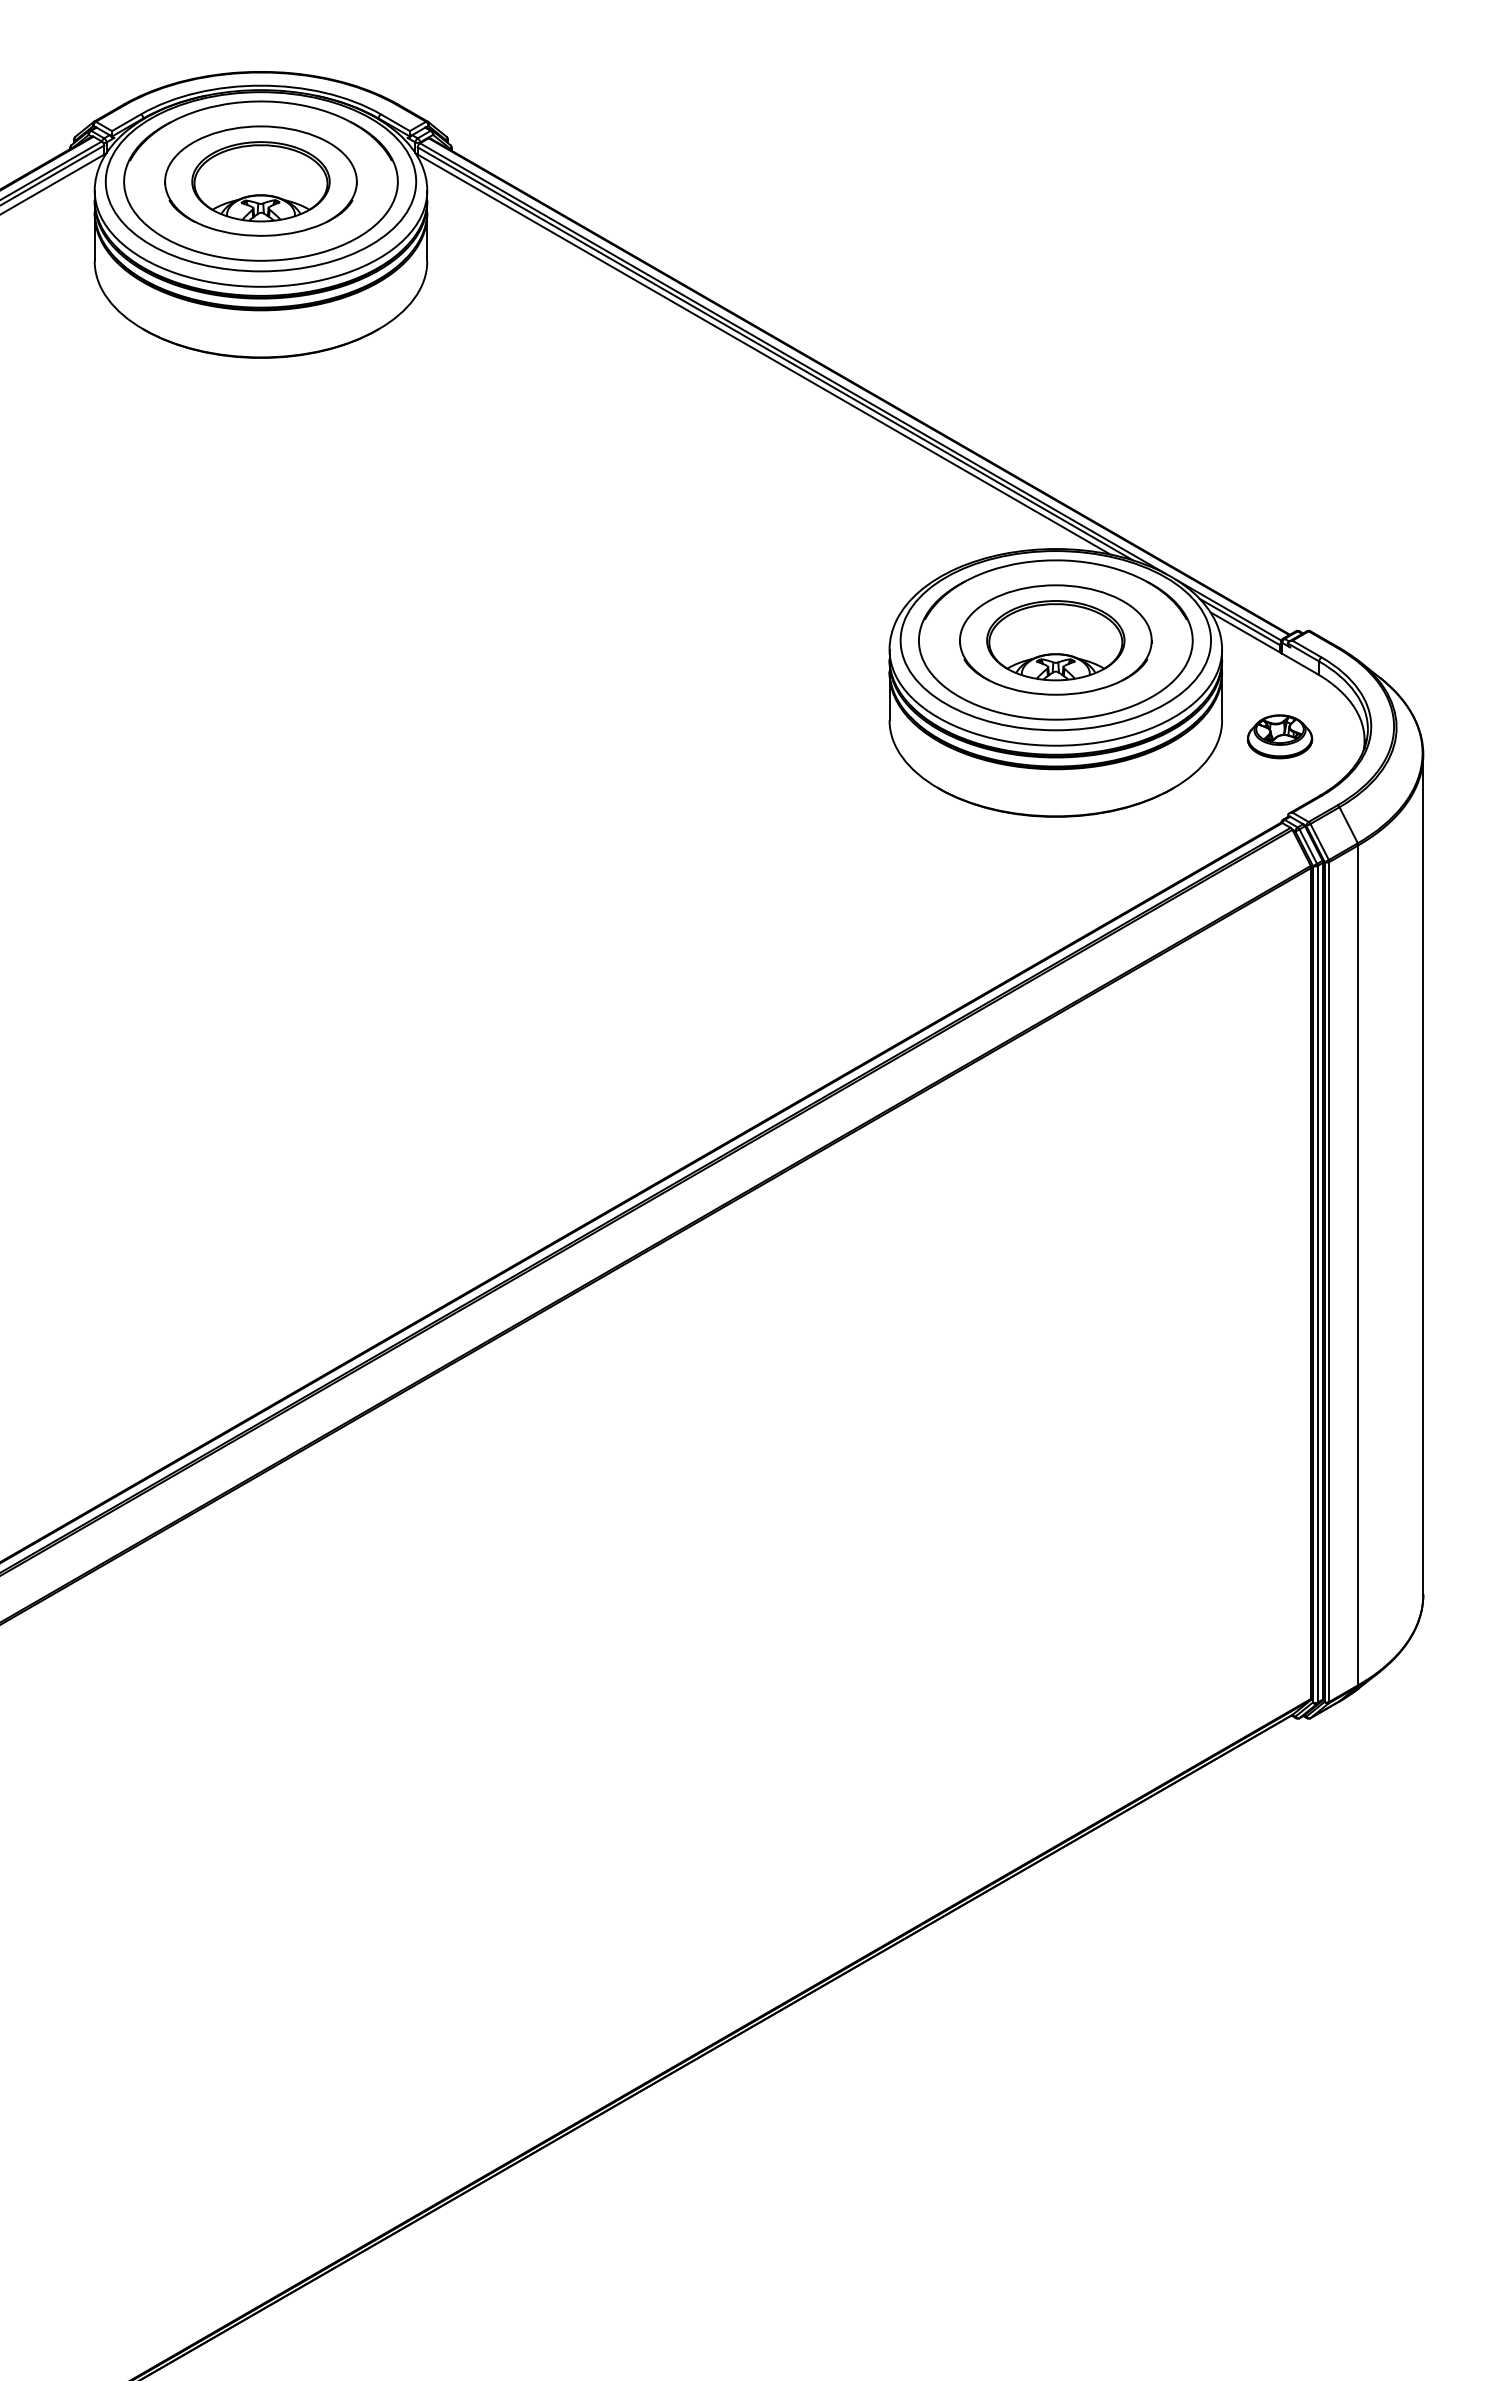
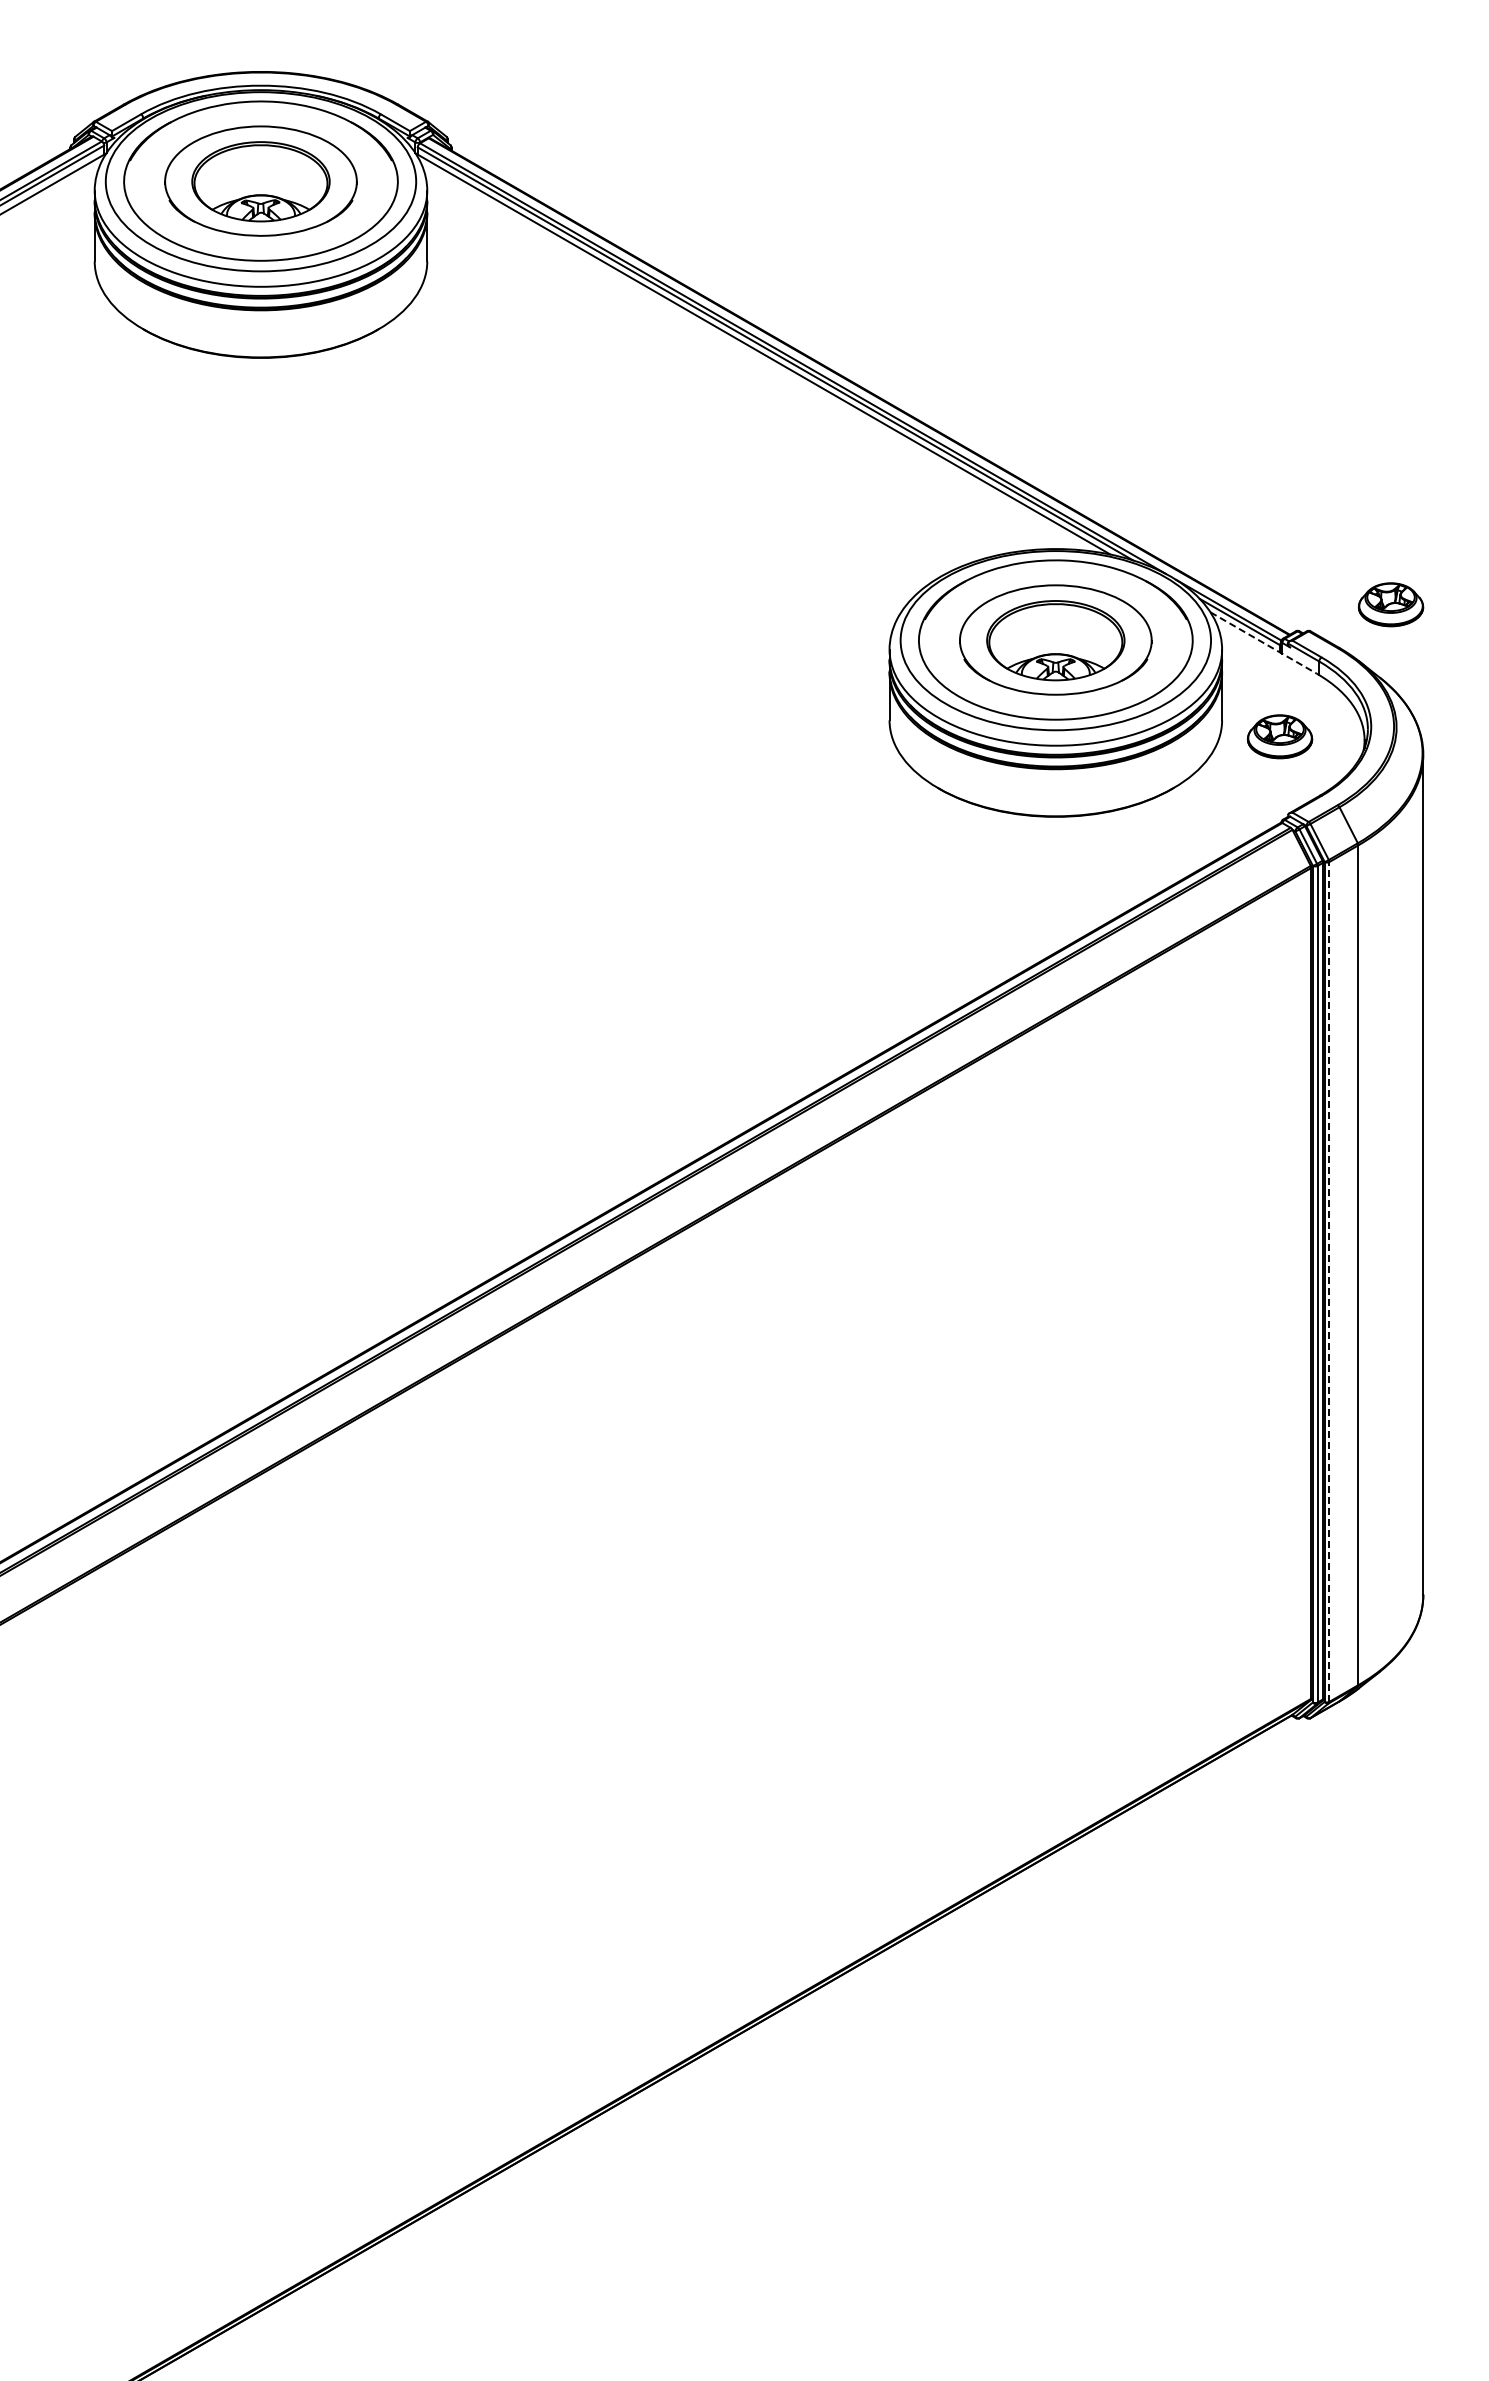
part: none -> present (1390, 604)
line: solid -> dashed (1264, 643)
line: solid -> dashed (1329, 1281)
